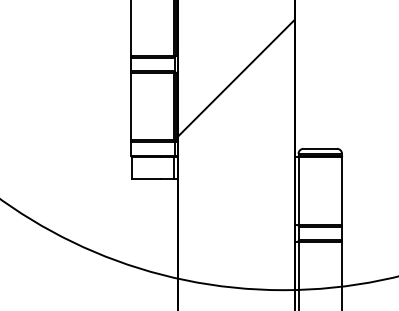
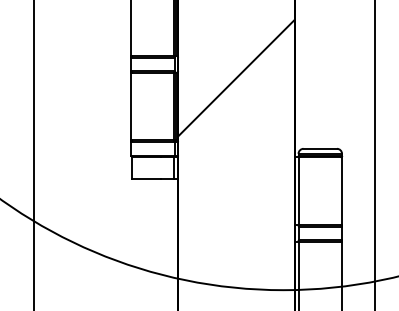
line: none -> present (34, 154)
line: none -> present (375, 154)
